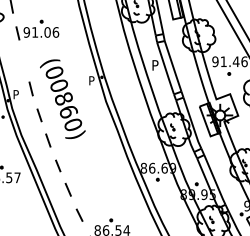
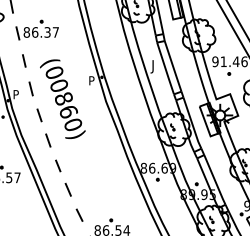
text: 91.06 -> 86.37 (41, 32)
line: none -> present (24, 60)
text: P -> J (154, 66)
